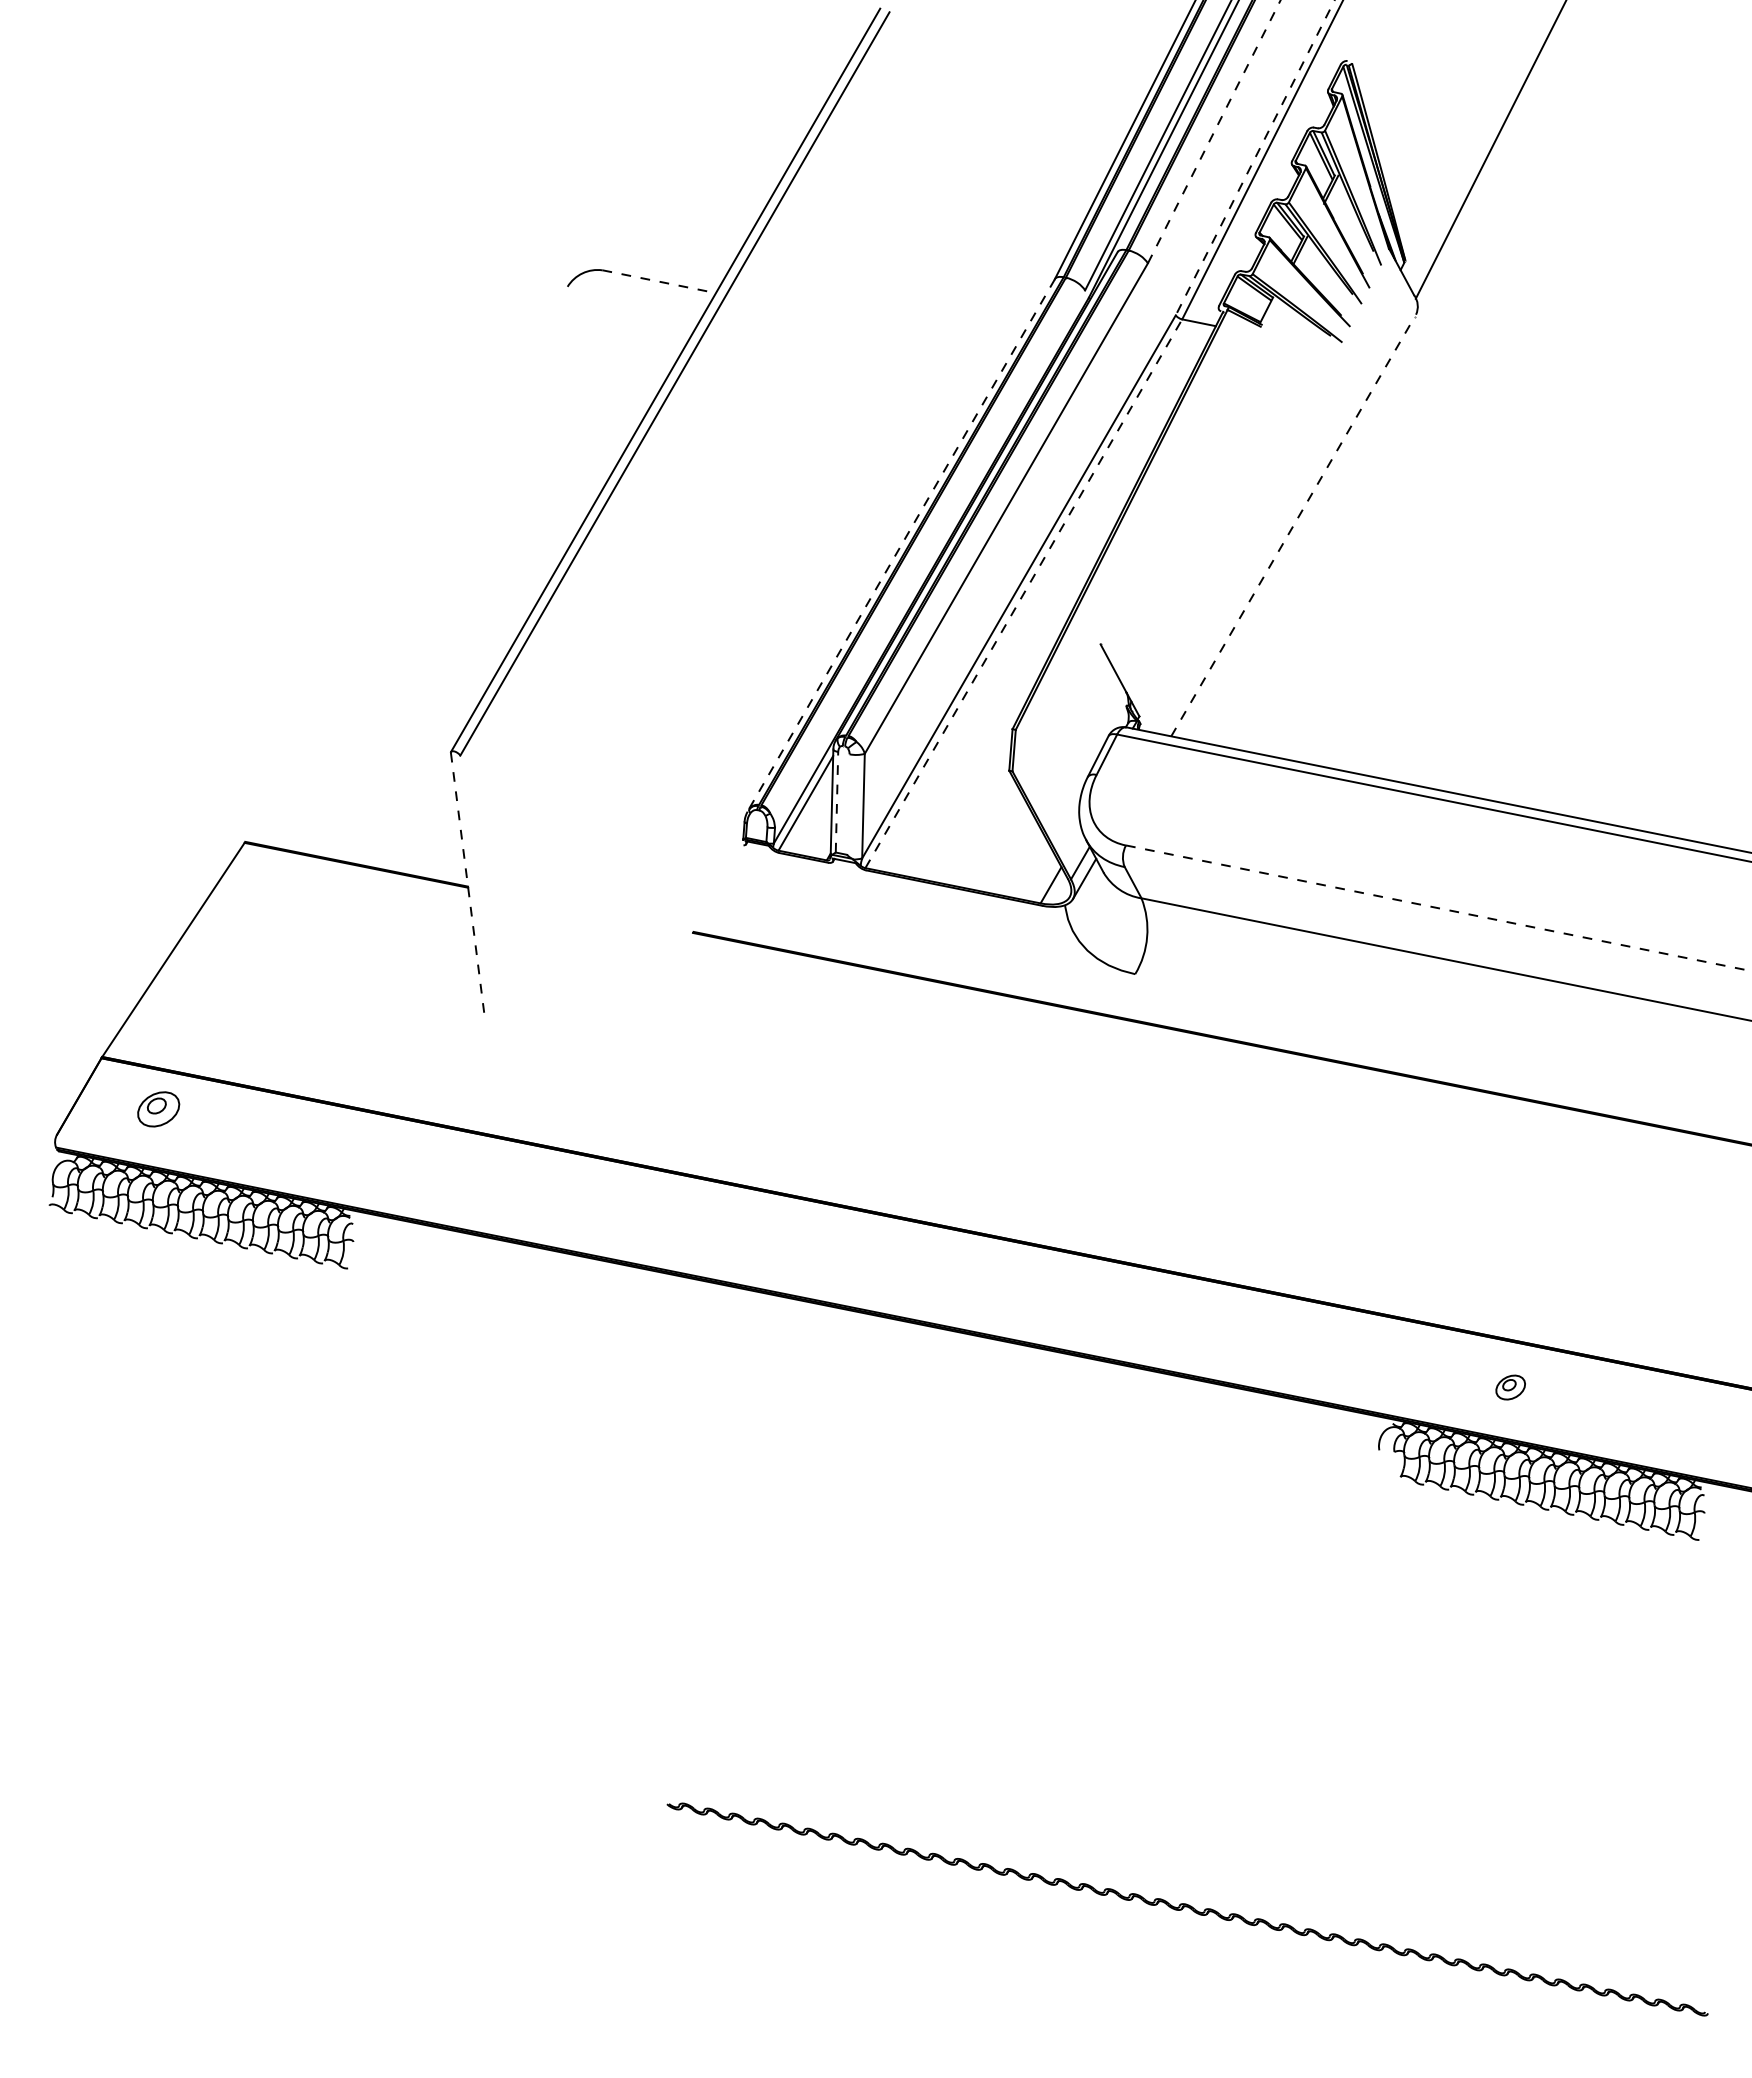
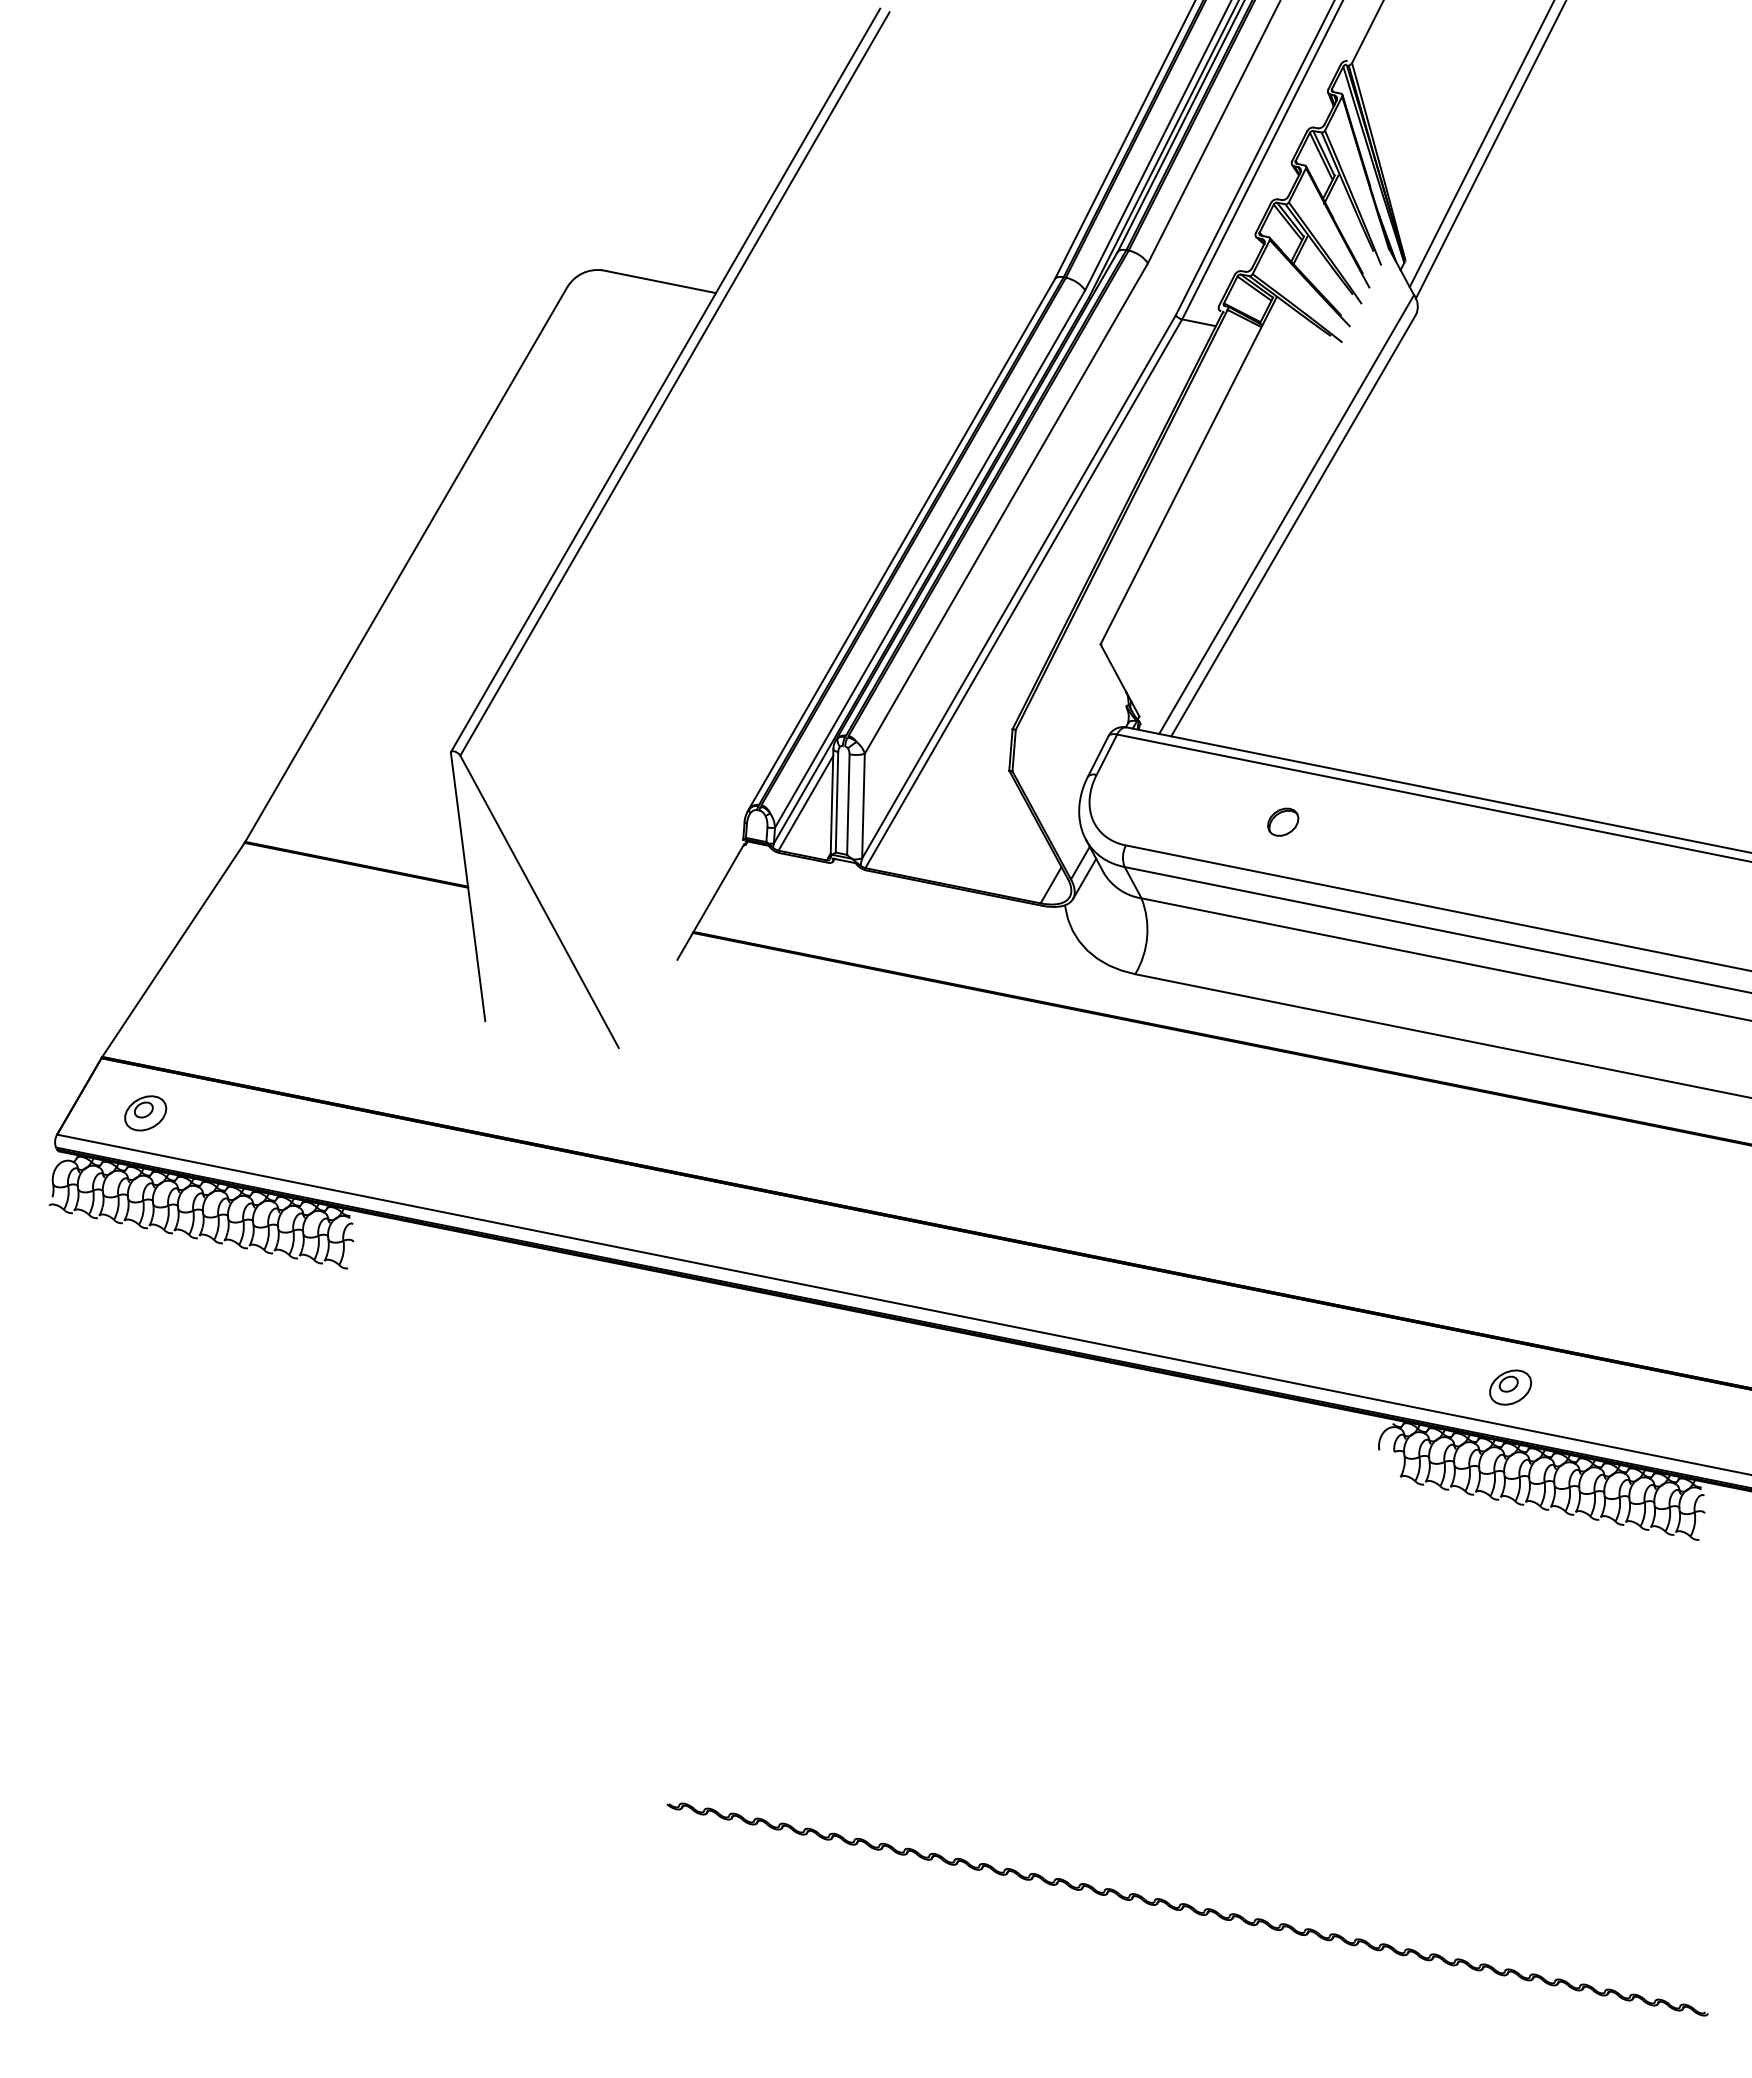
line: none -> present (1367, 32)
line: none -> present (1180, 127)
line: dashed -> solid (1214, 131)
line: none -> present (1481, 144)
line: dashed -> solid (1255, 158)
line: dashed -> solid (659, 281)
line: none -> present (1188, 470)
line: none -> present (1286, 514)
line: dashed -> solid (1293, 525)
line: dashed -> solid (901, 545)
line: none -> present (930, 558)
line: none -> present (406, 563)
line: dashed -> solid (1023, 593)
line: dashed -> solid (837, 801)
line: none -> present (848, 804)
part: none -> present (1283, 821)
line: dashed -> solid (468, 887)
line: none -> present (539, 901)
line: none -> present (710, 901)
line: dashed -> solid (1438, 908)
line: none -> present (1436, 929)
line: none -> present (1441, 1035)
part position: (158, 1109) -> (145, 1113) (145, 1113)
line: none -> present (902, 1304)
part size: 31x27 px -> 44x37 px (1510, 1387)
